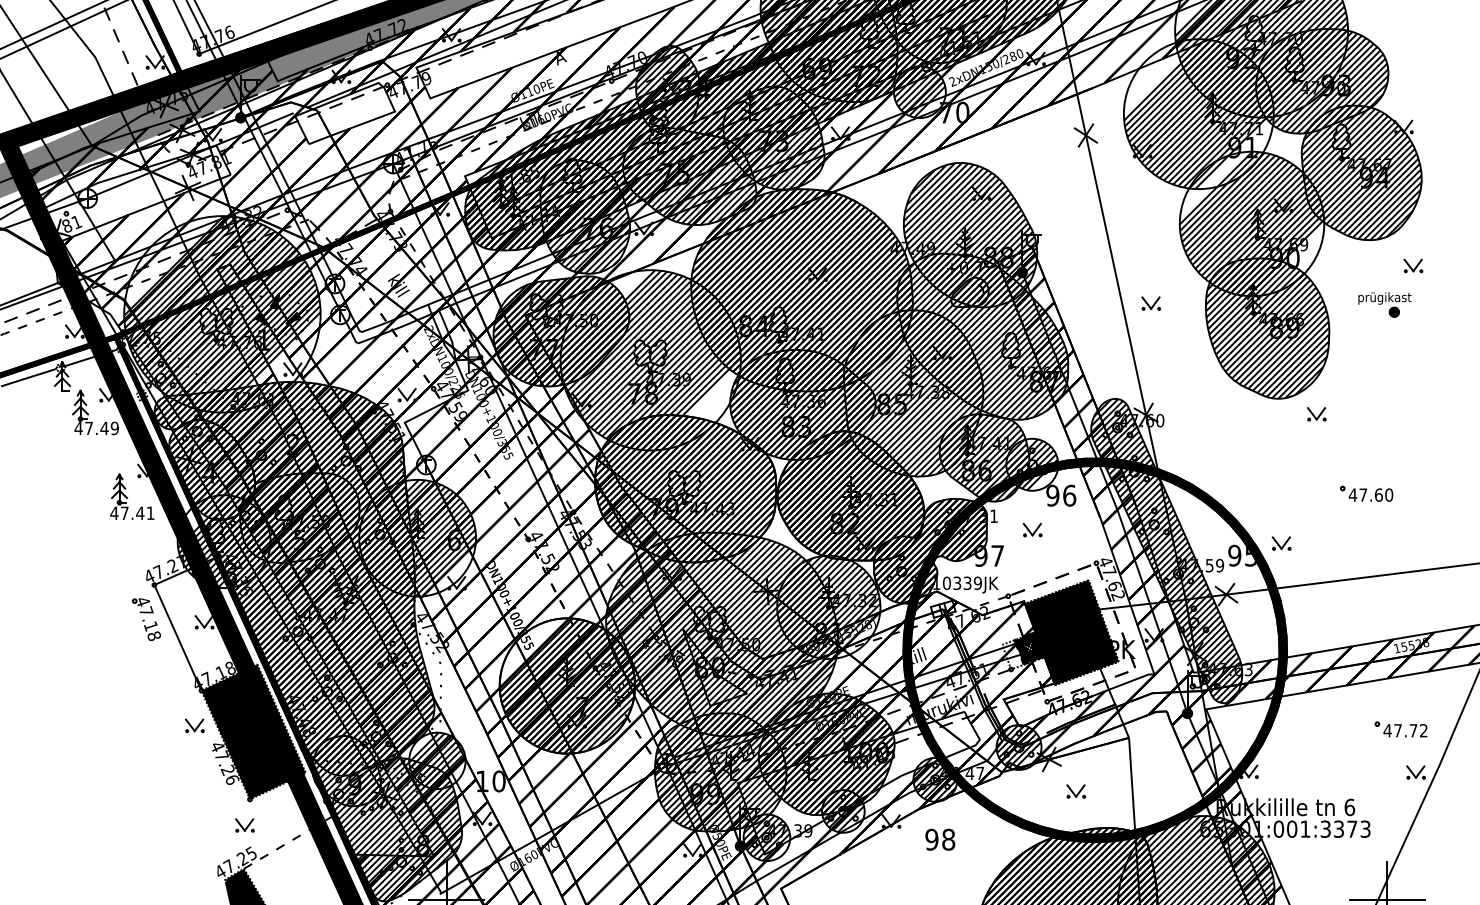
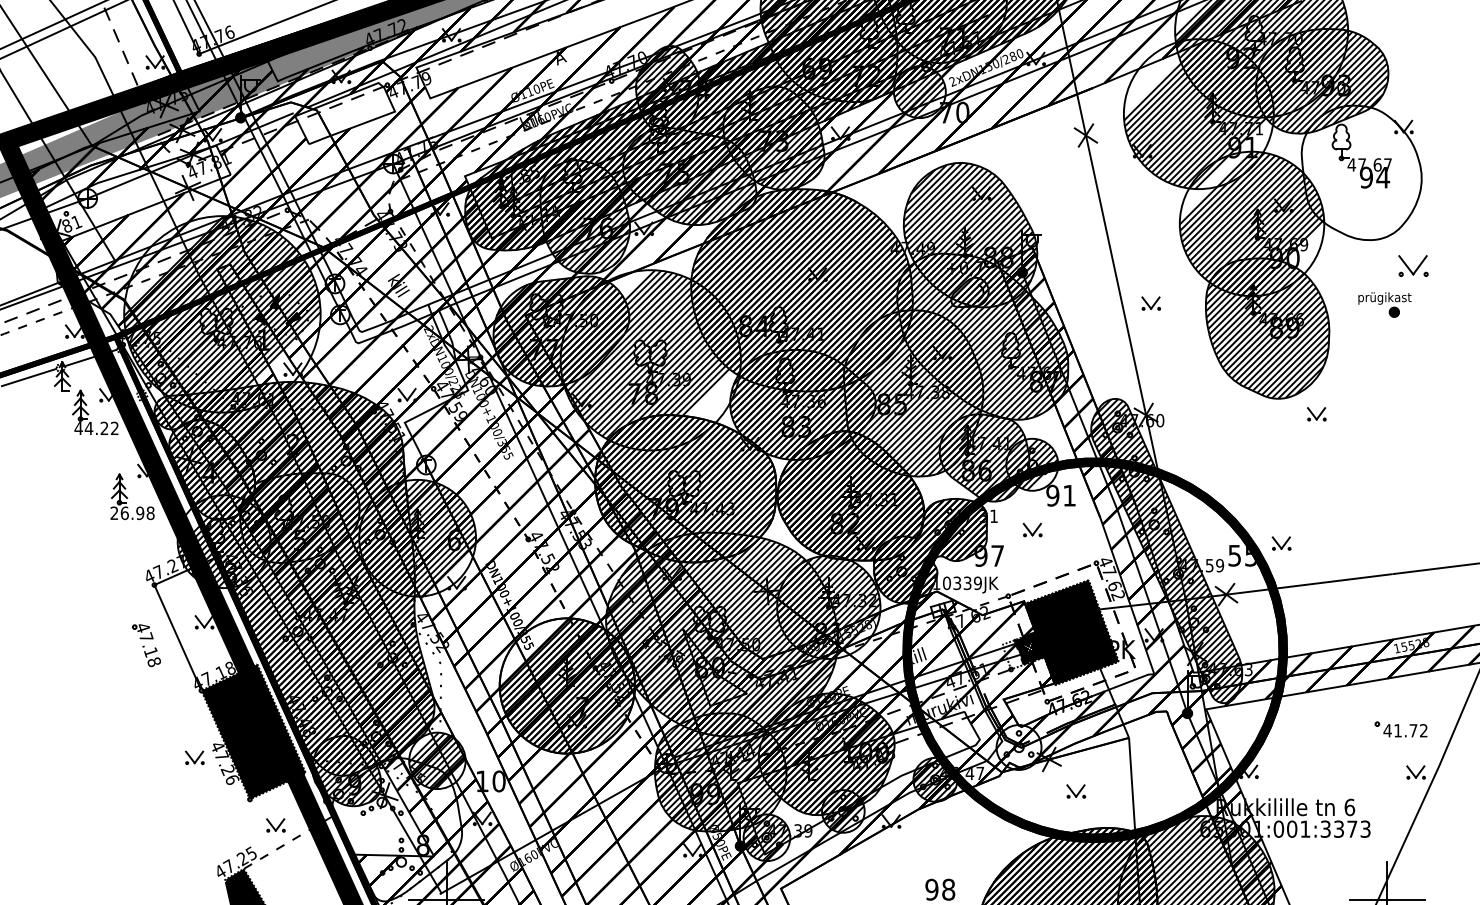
hatch: present -> none (1361, 172)
part size: 21x16 px -> 31x22 px (1413, 265)
text: 47.49 -> 44.22 (101, 428)
part: present -> none (1366, 493)
text: 96 -> 91 (1069, 495)
text: 47.41 -> 26.98 (132, 513)
text: 95 -> 55 (1234, 555)
part position: (146, 619) -> (146, 645) (146, 645)
part position: (194, 725) -> (194, 757) (194, 757)
text: 47.72 -> 41.72 (1397, 730)
hatch: present -> none (1018, 747)
part position: (244, 825) -> (275, 825) (275, 825)
hatch: present -> none (396, 829)
text position: (940, 839) -> (940, 889) (940, 889)
